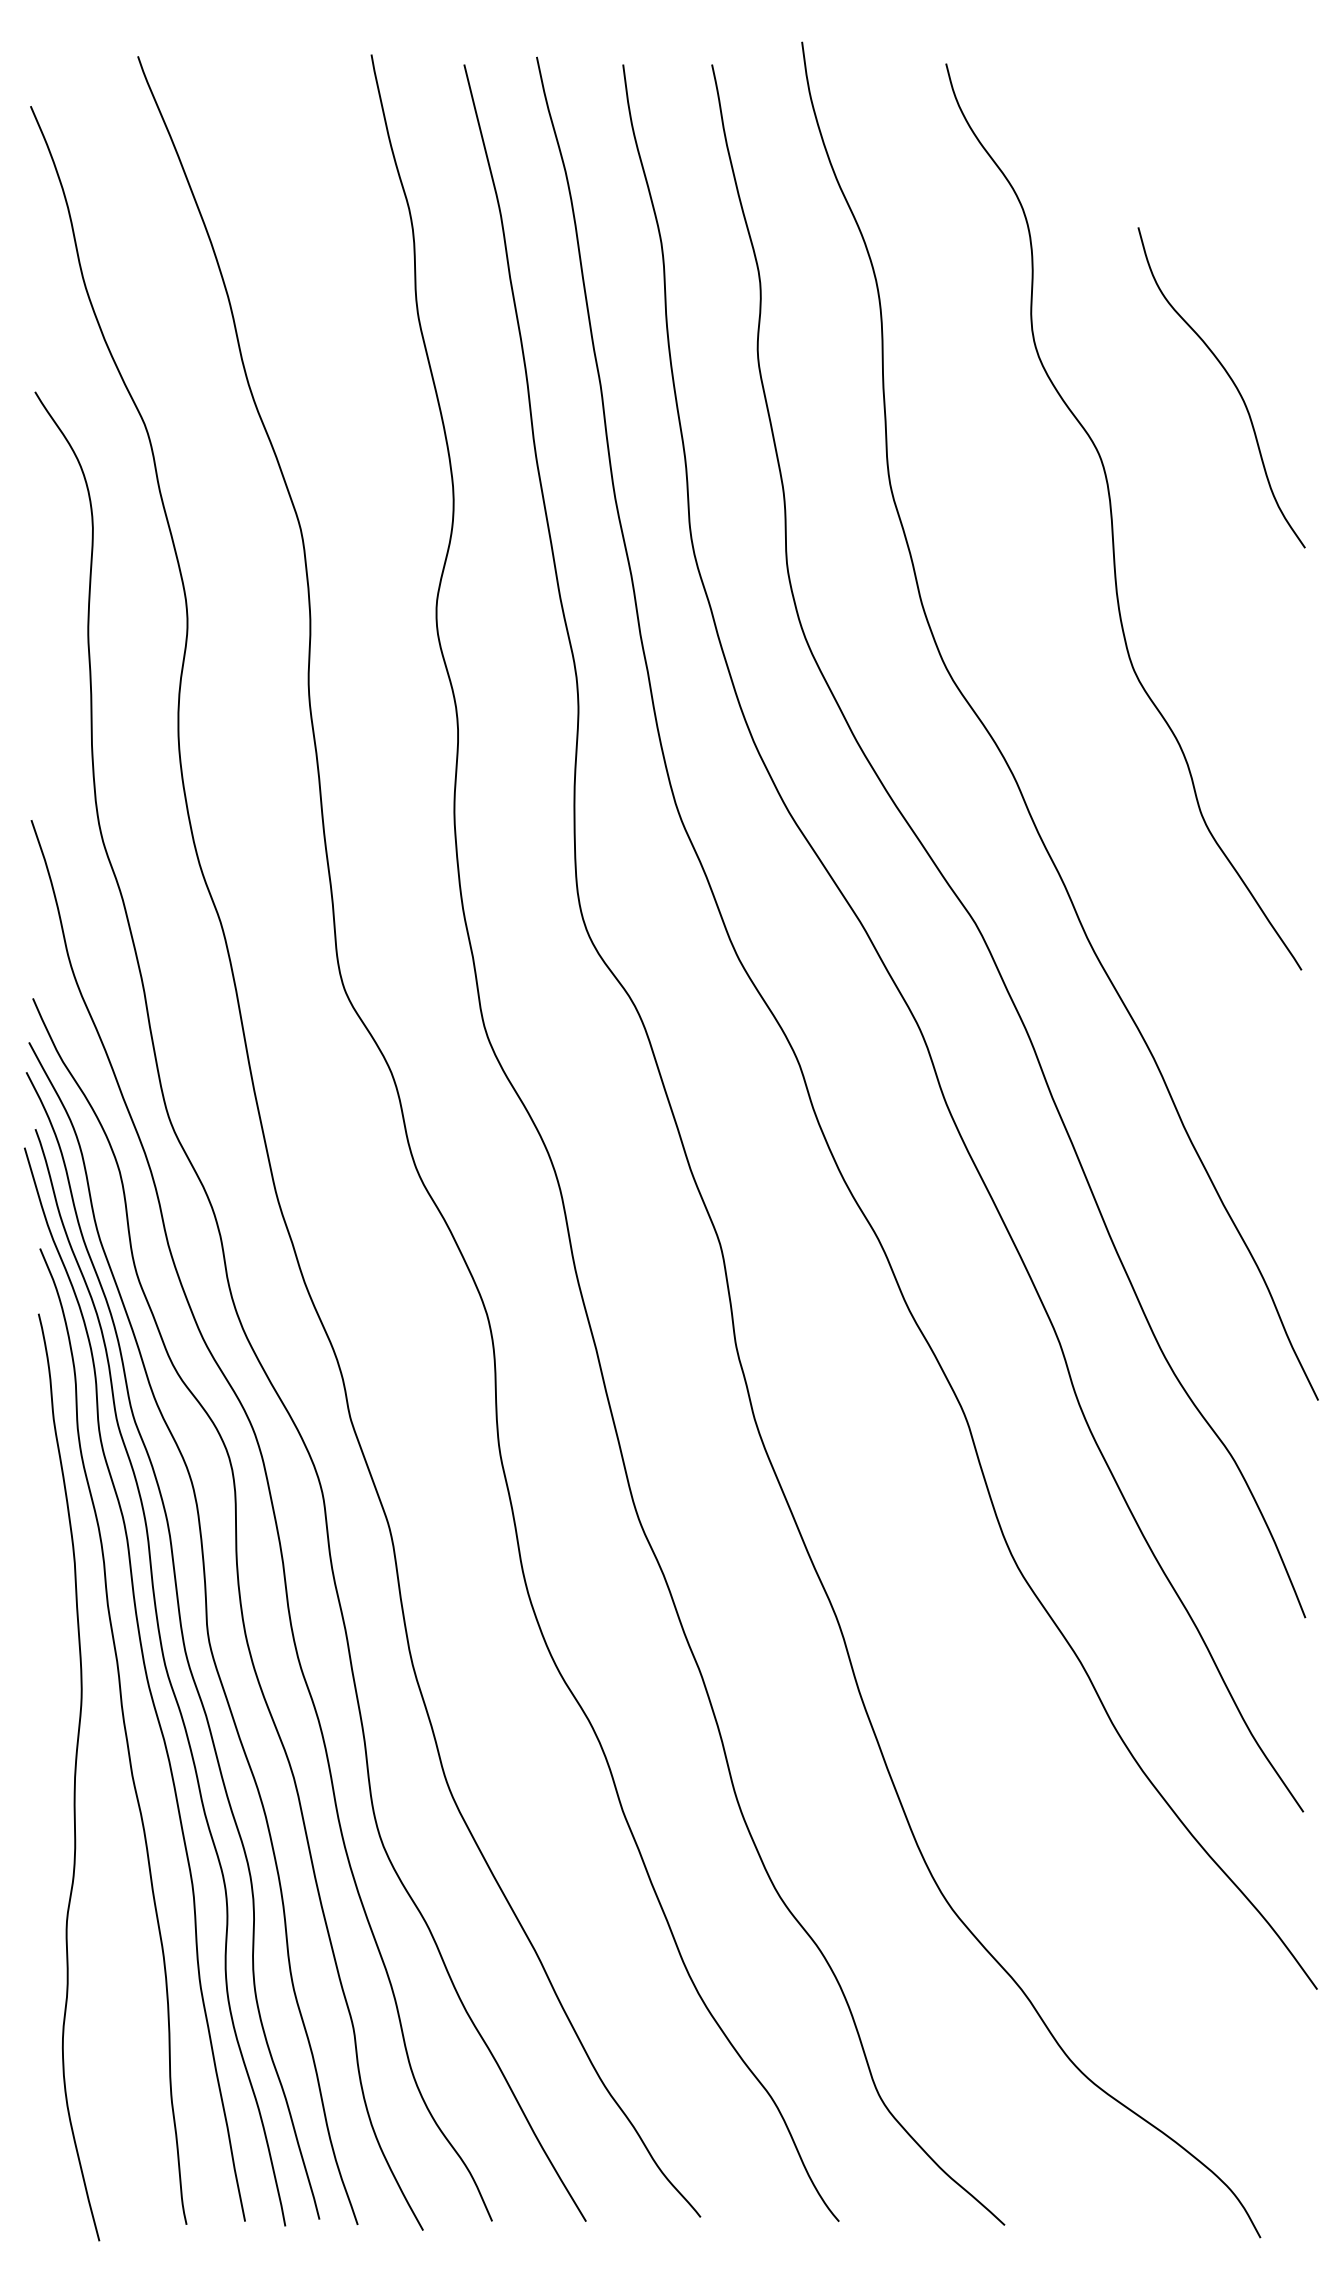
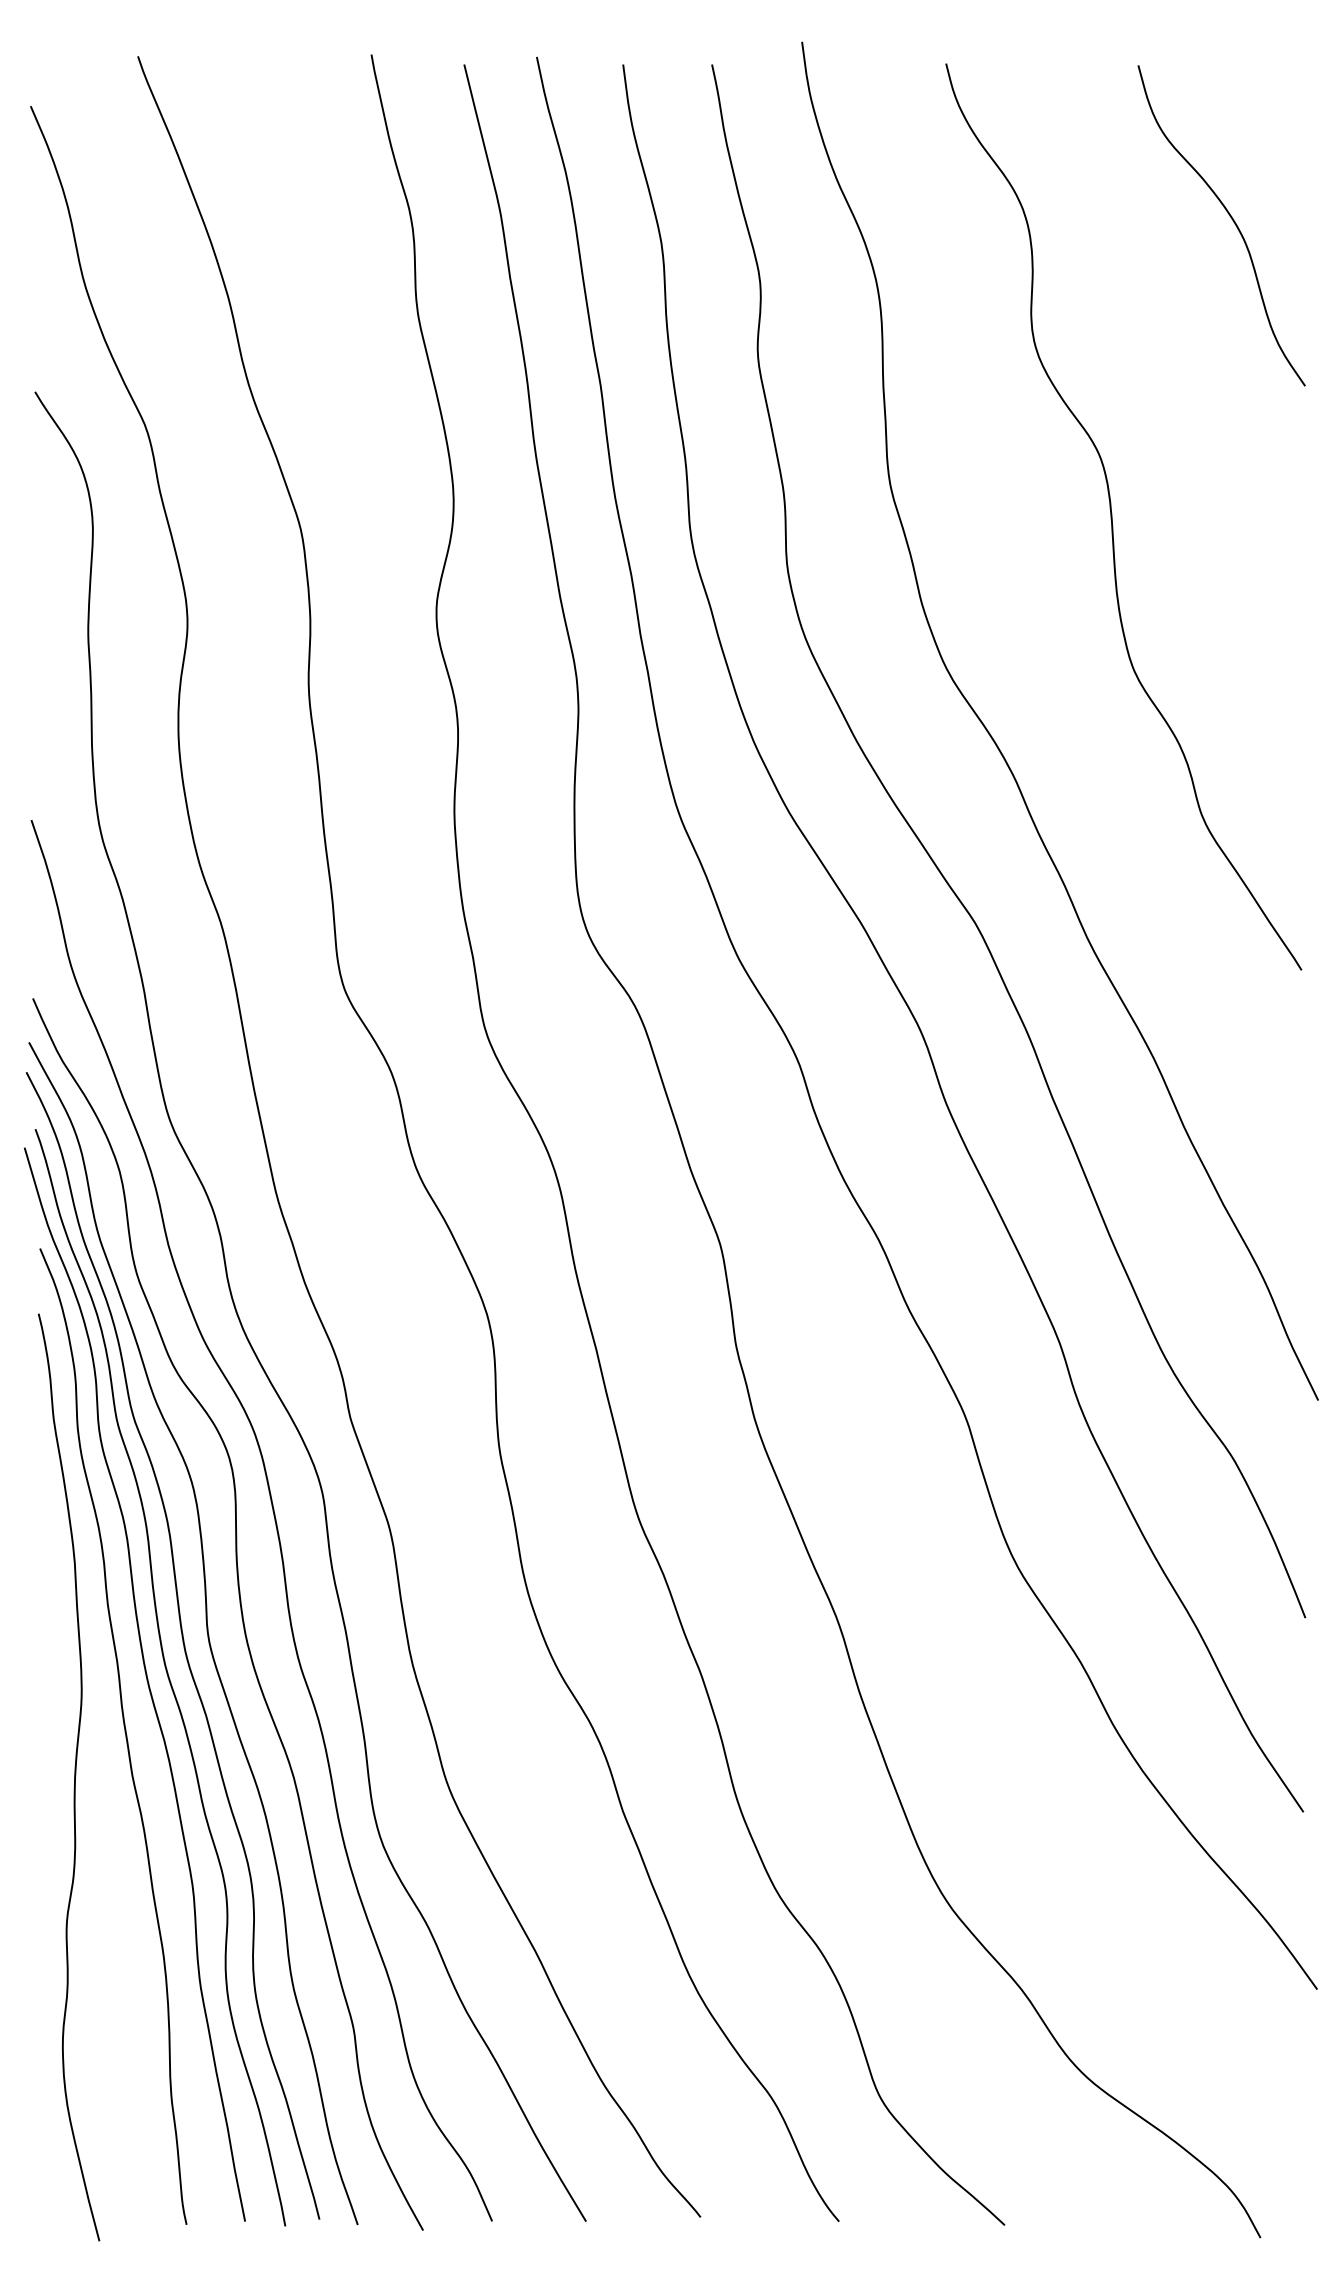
curve position: (1231, 381) -> (1231, 219) (1231, 219)
